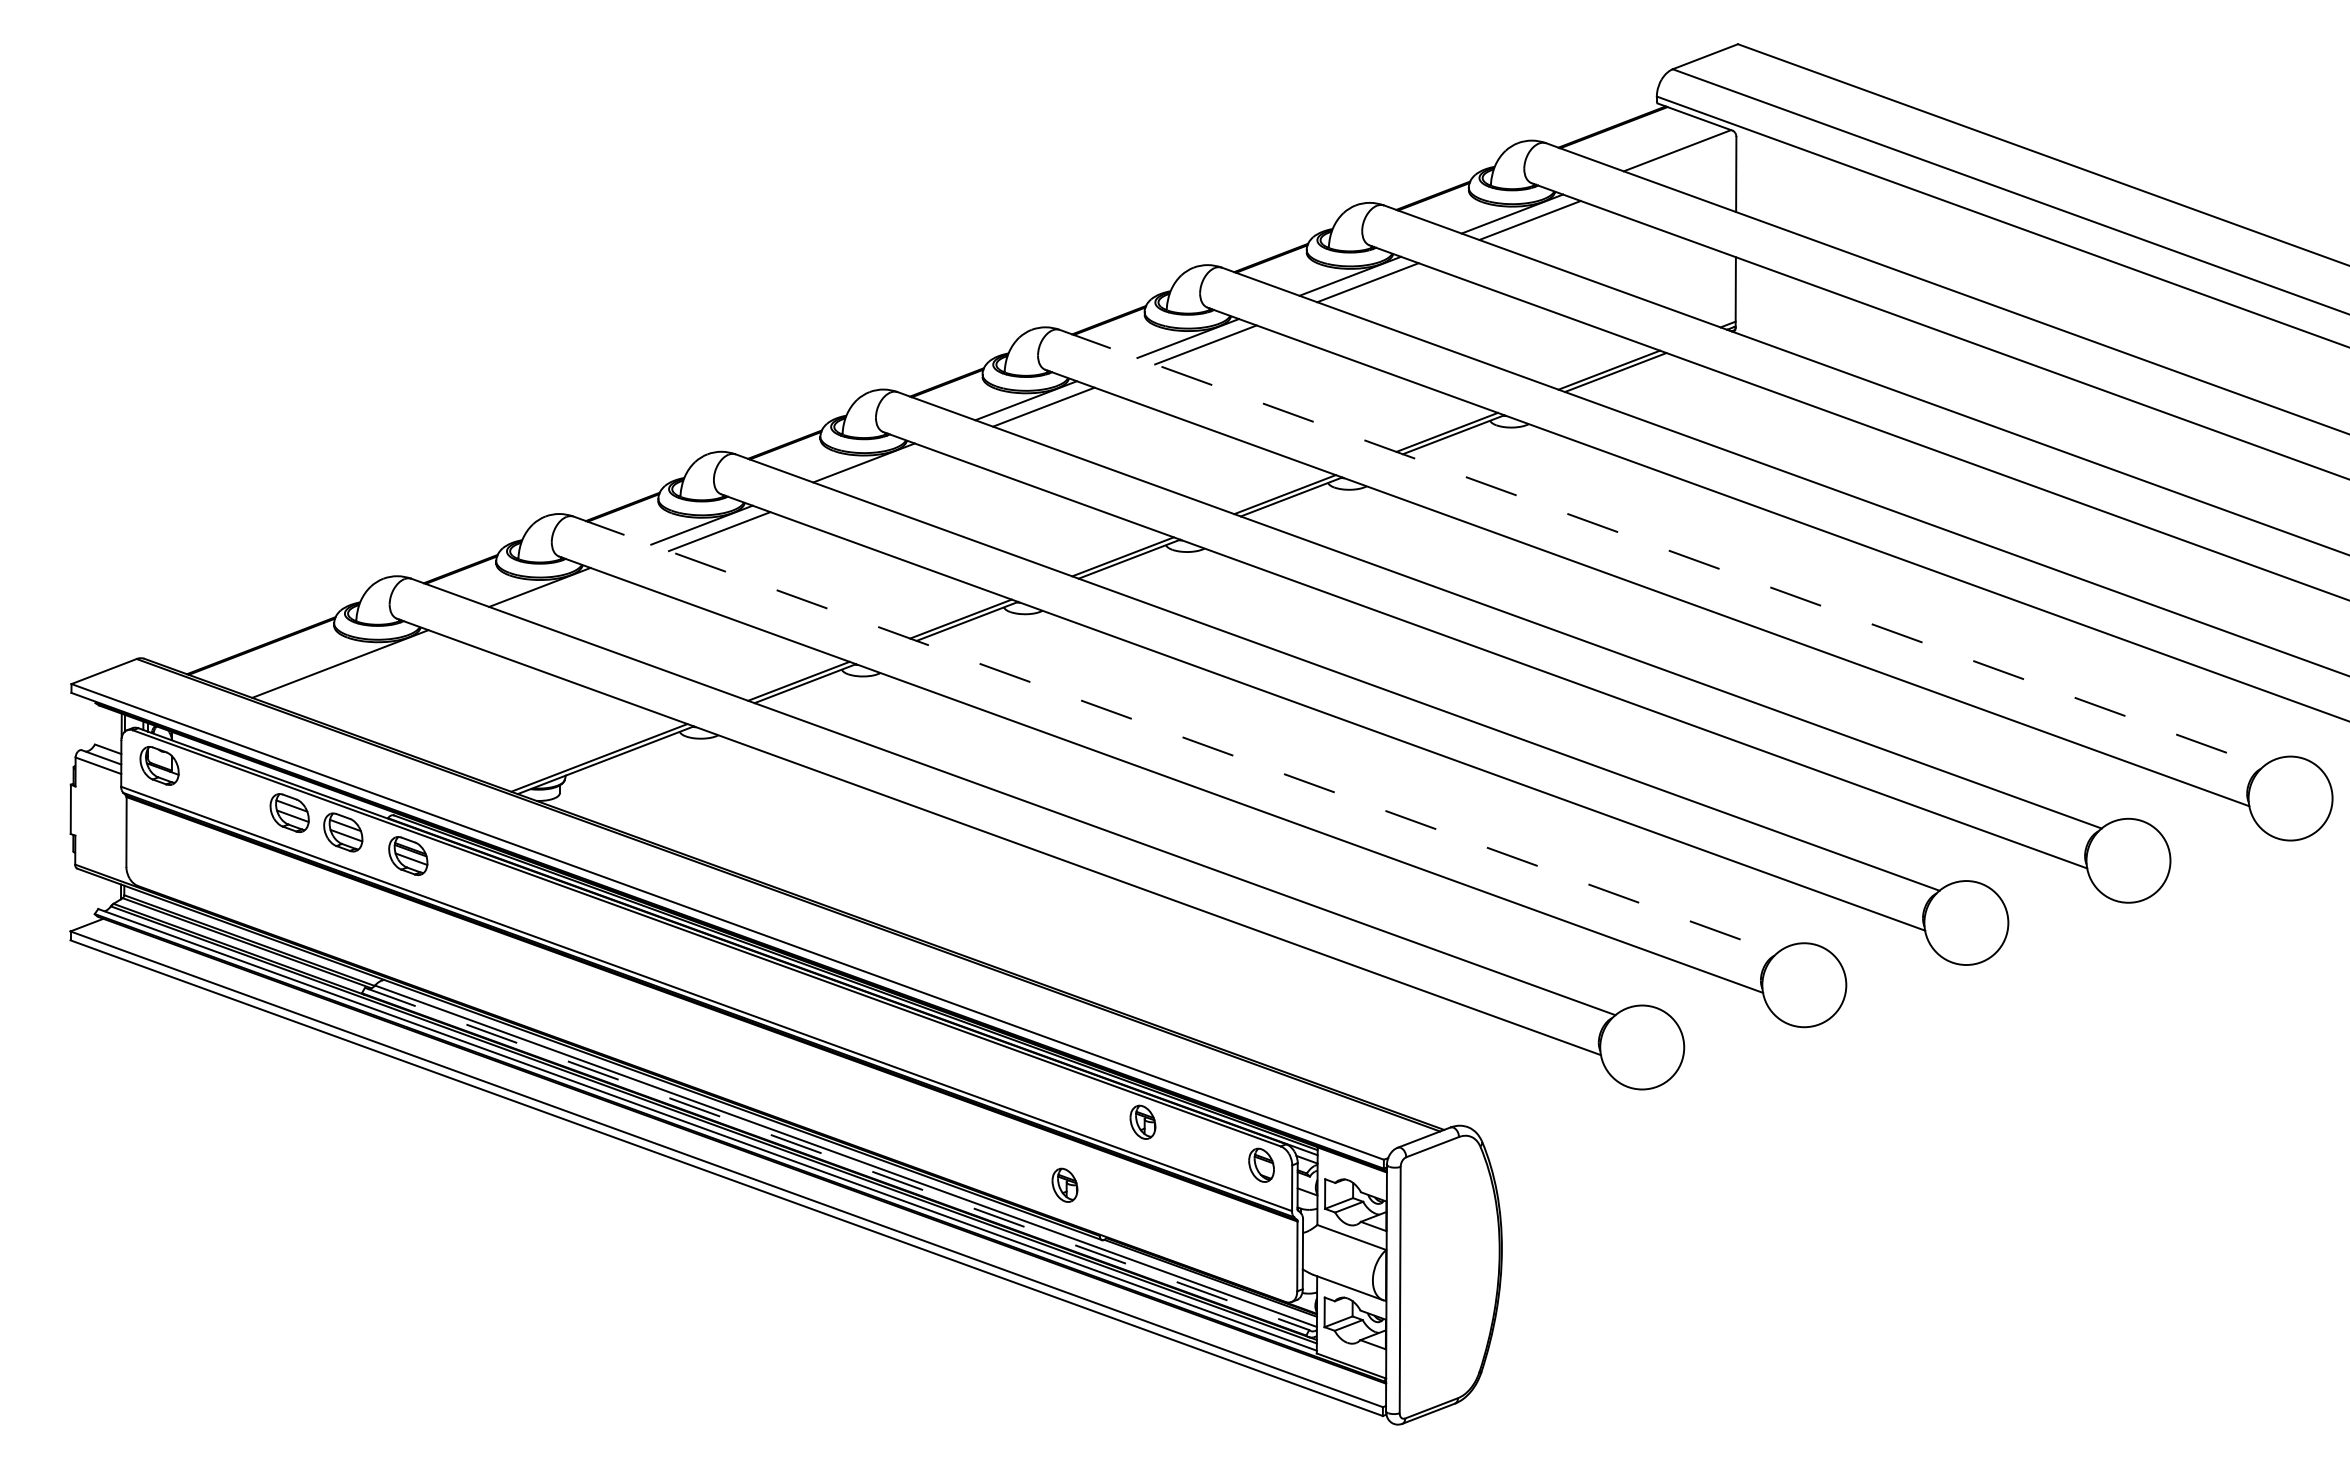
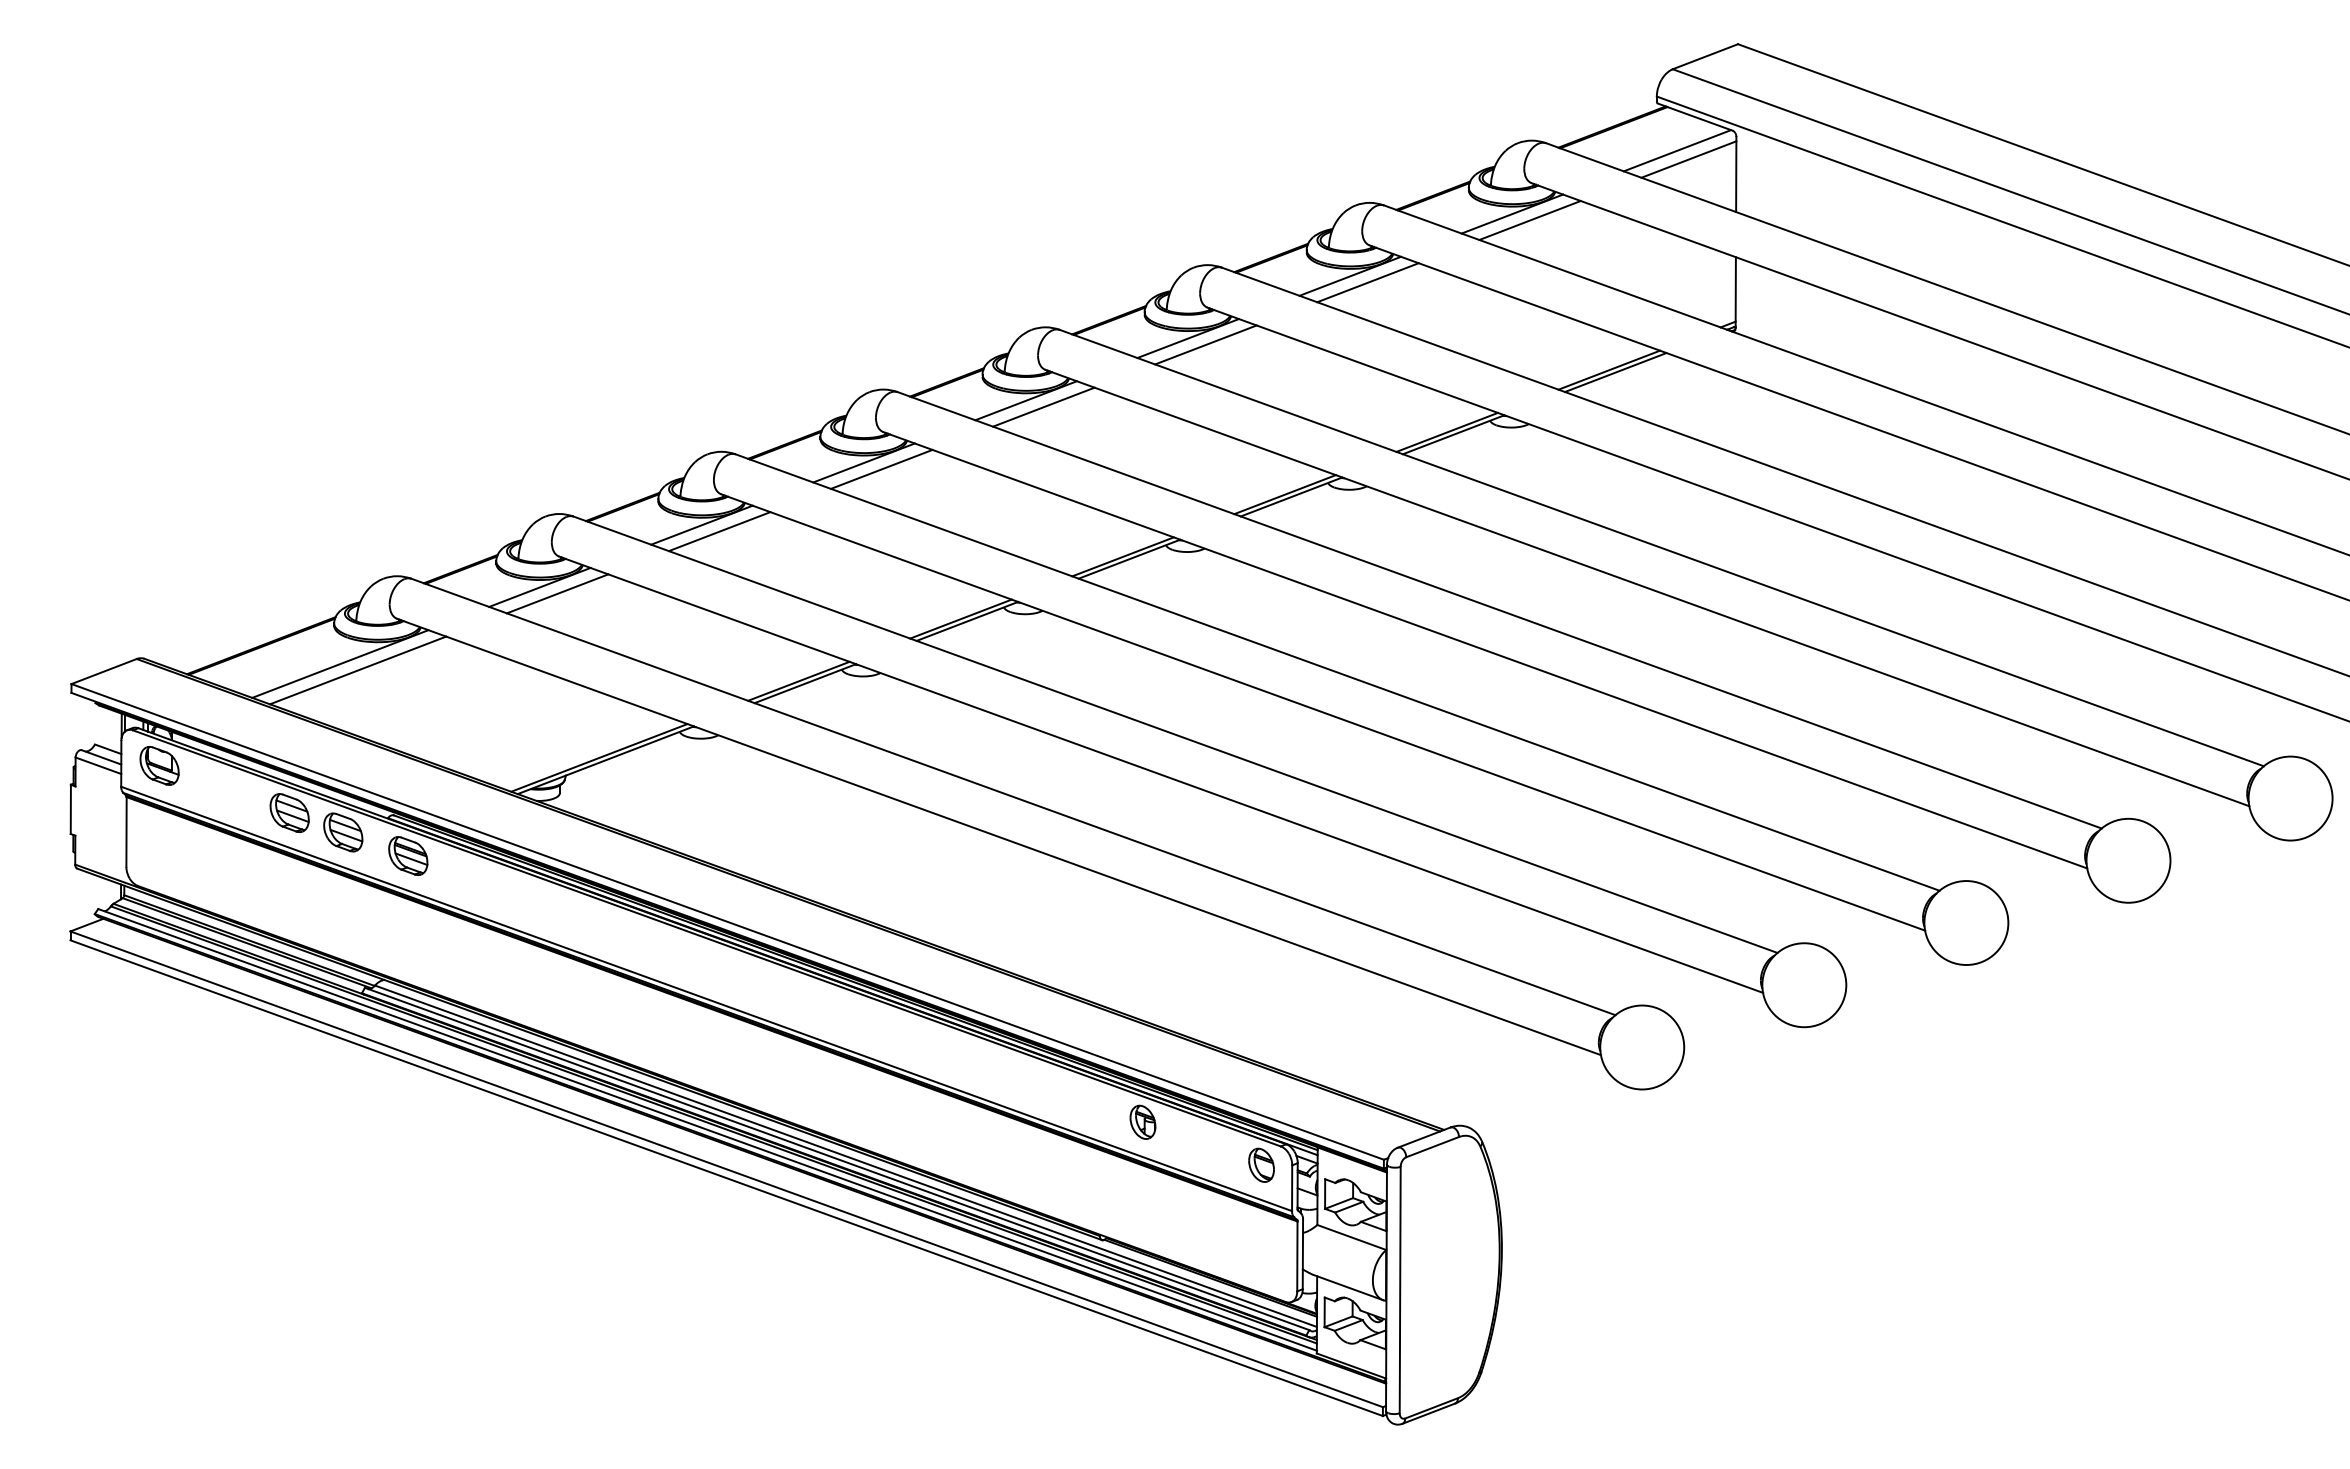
line: none -> present (1688, 159)
line: none -> present (881, 468)
line: dashed -> solid (1662, 548)
line: none -> present (557, 593)
line: none -> present (358, 670)
line: dashed -> solid (1176, 734)
line: dashed -> solid (837, 1159)
part: present -> none (1064, 1184)
